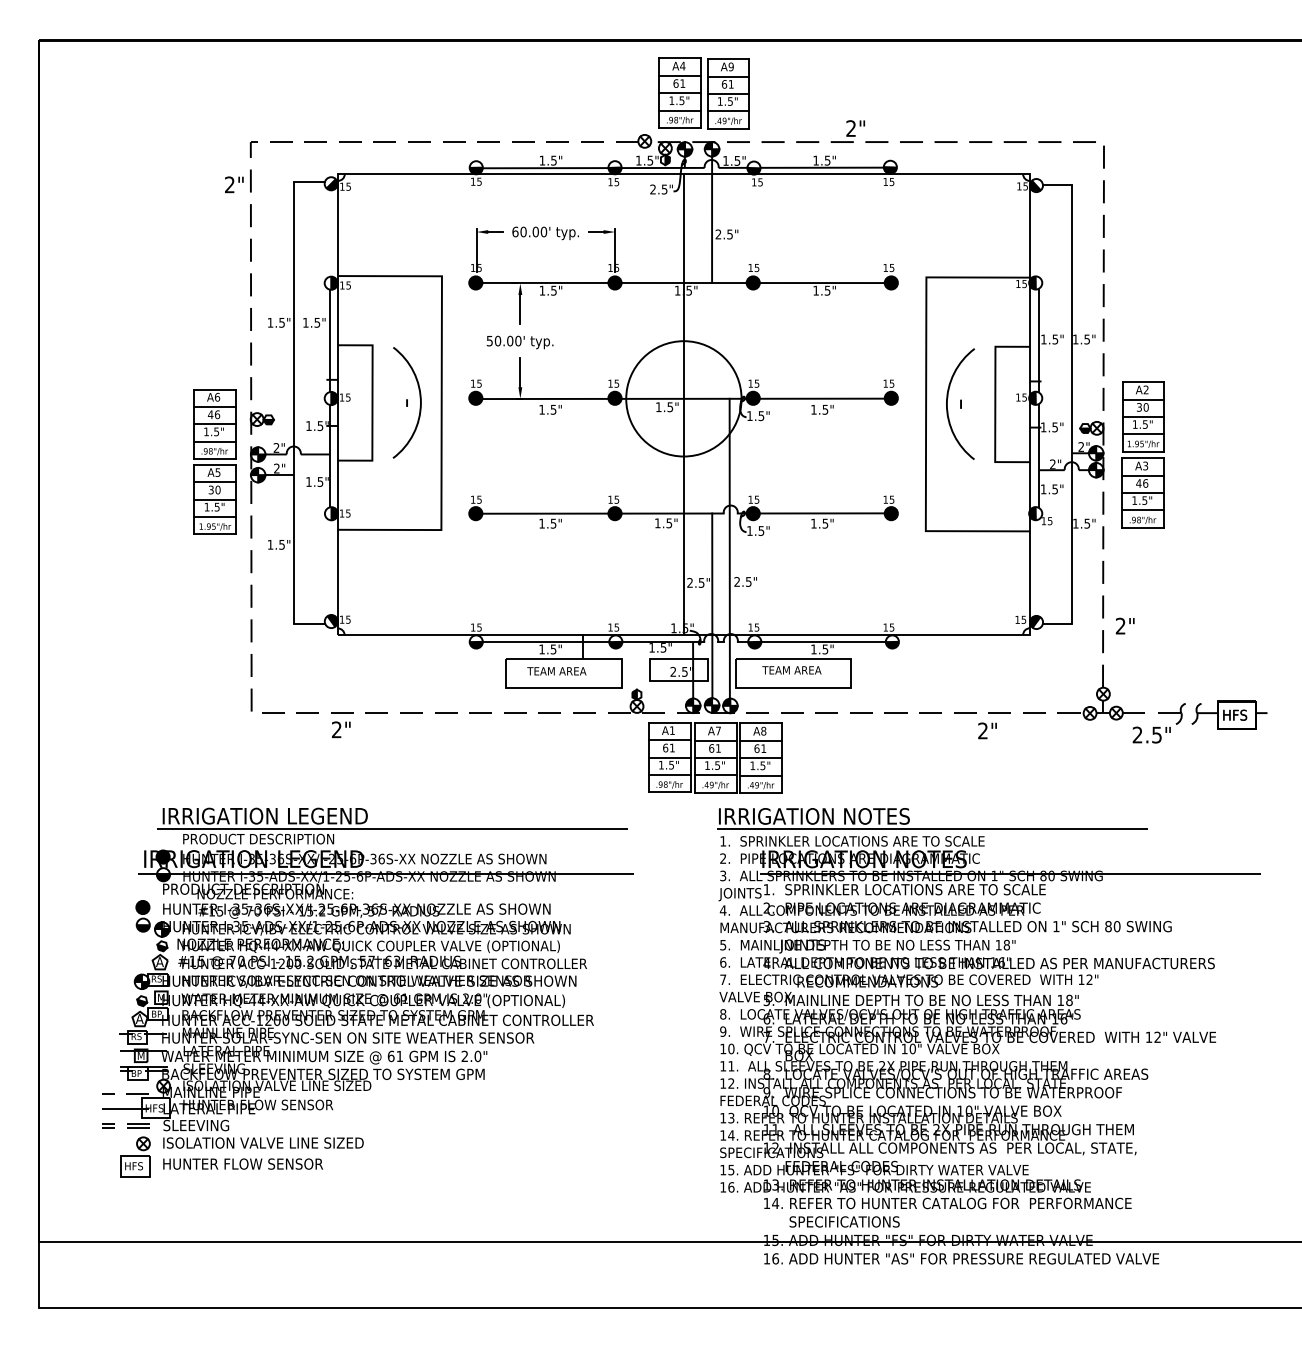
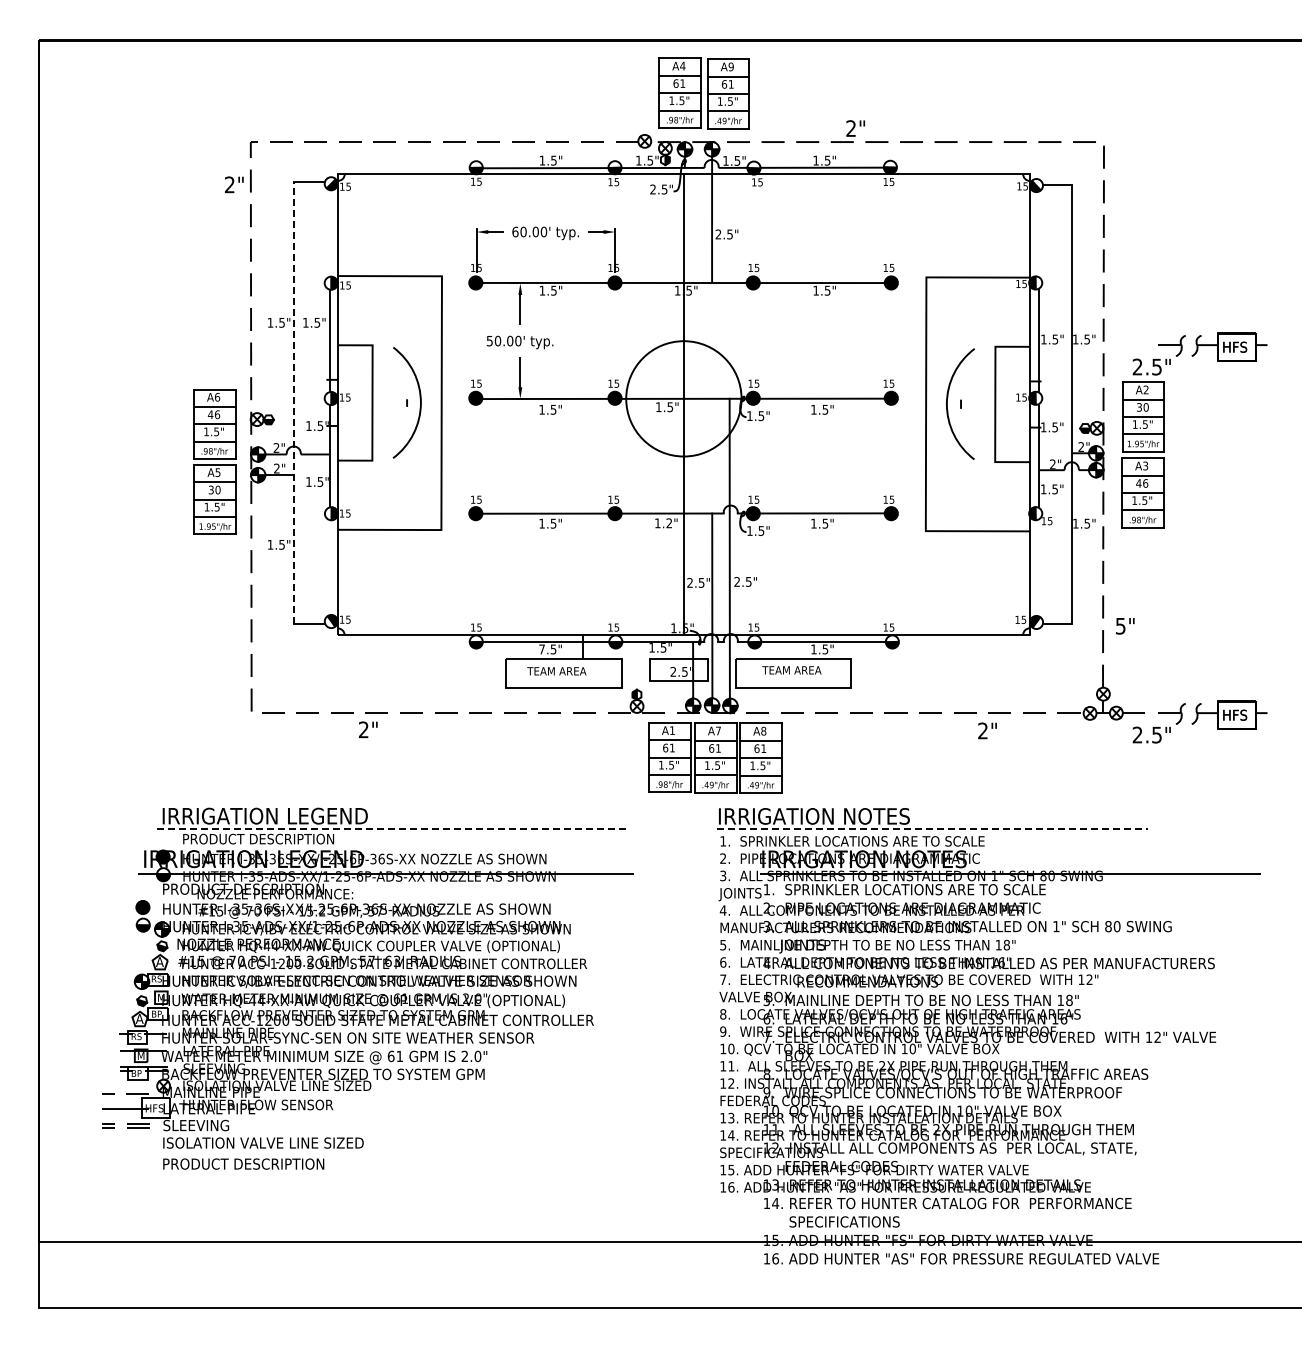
part: none -> present (1199, 353)
line: solid -> dashed (293, 403)
text: 1.5" -> 1.2" (669, 523)
text: 2" -> 5" (1120, 625)
text: 1.5" -> 7.5" (541, 649)
text position: (341, 729) -> (368, 729) (368, 729)
line: solid -> dashed (392, 828)
line: solid -> dashed (932, 829)
part: present -> none (135, 1156)
text: HUNTER FLOW SENSOR -> PRODUCT DESCRIPTION (244, 1163)
